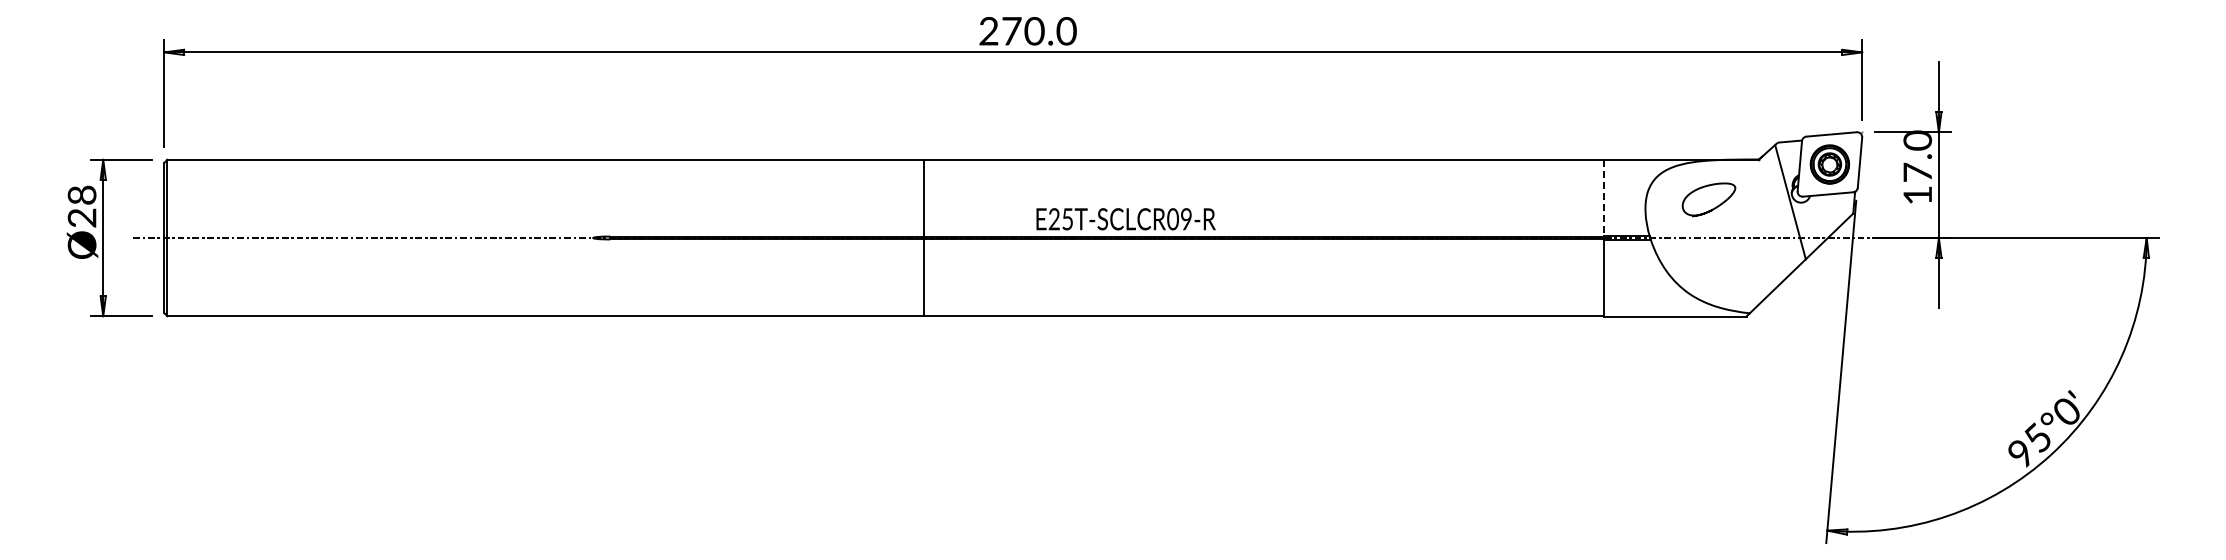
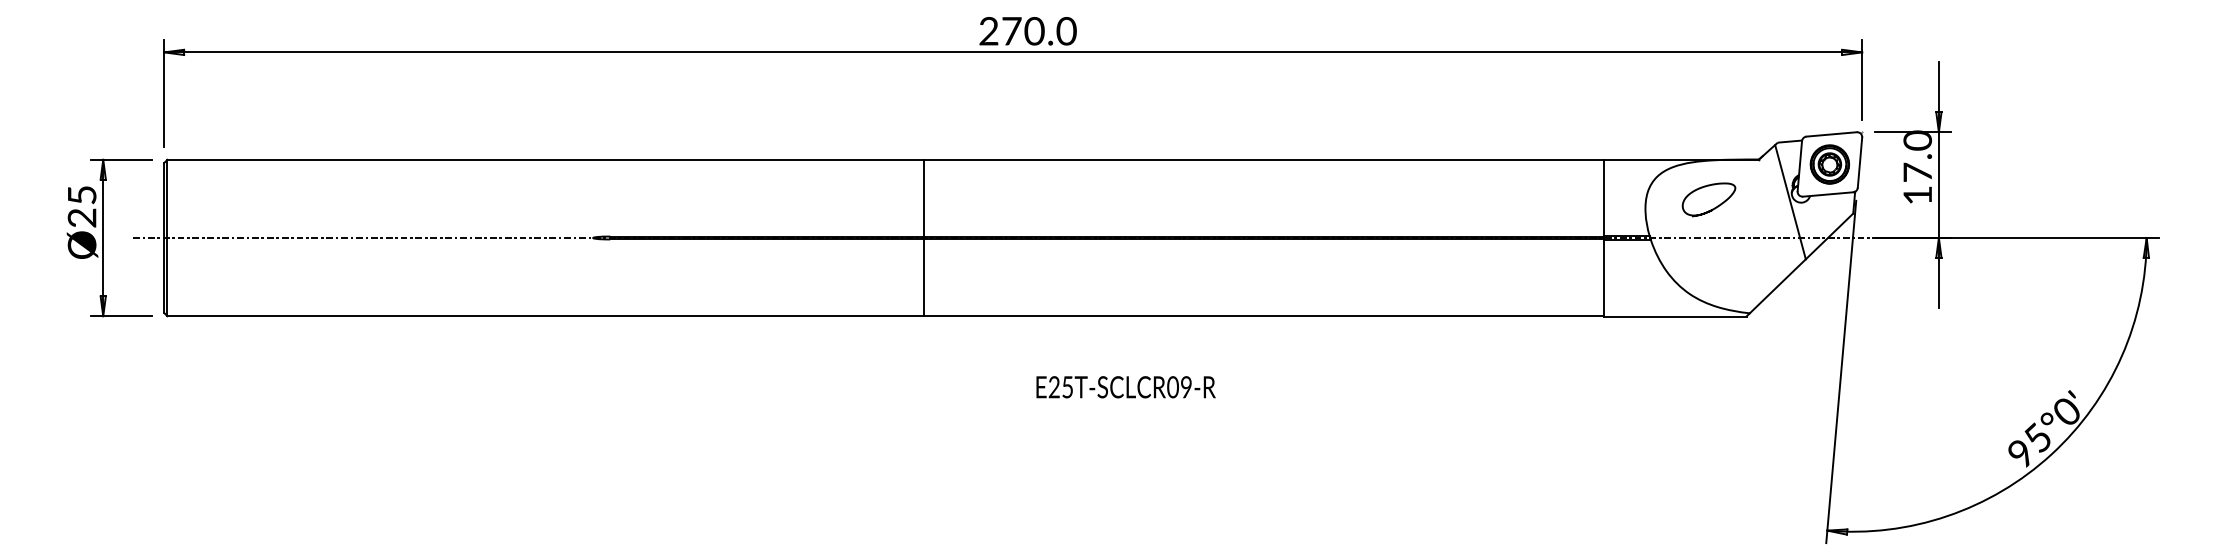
text: Ø28 -> Ø25 (81, 194)
line: dashed -> solid (1604, 198)
text position: (1125, 219) -> (1125, 387) (1125, 387)
